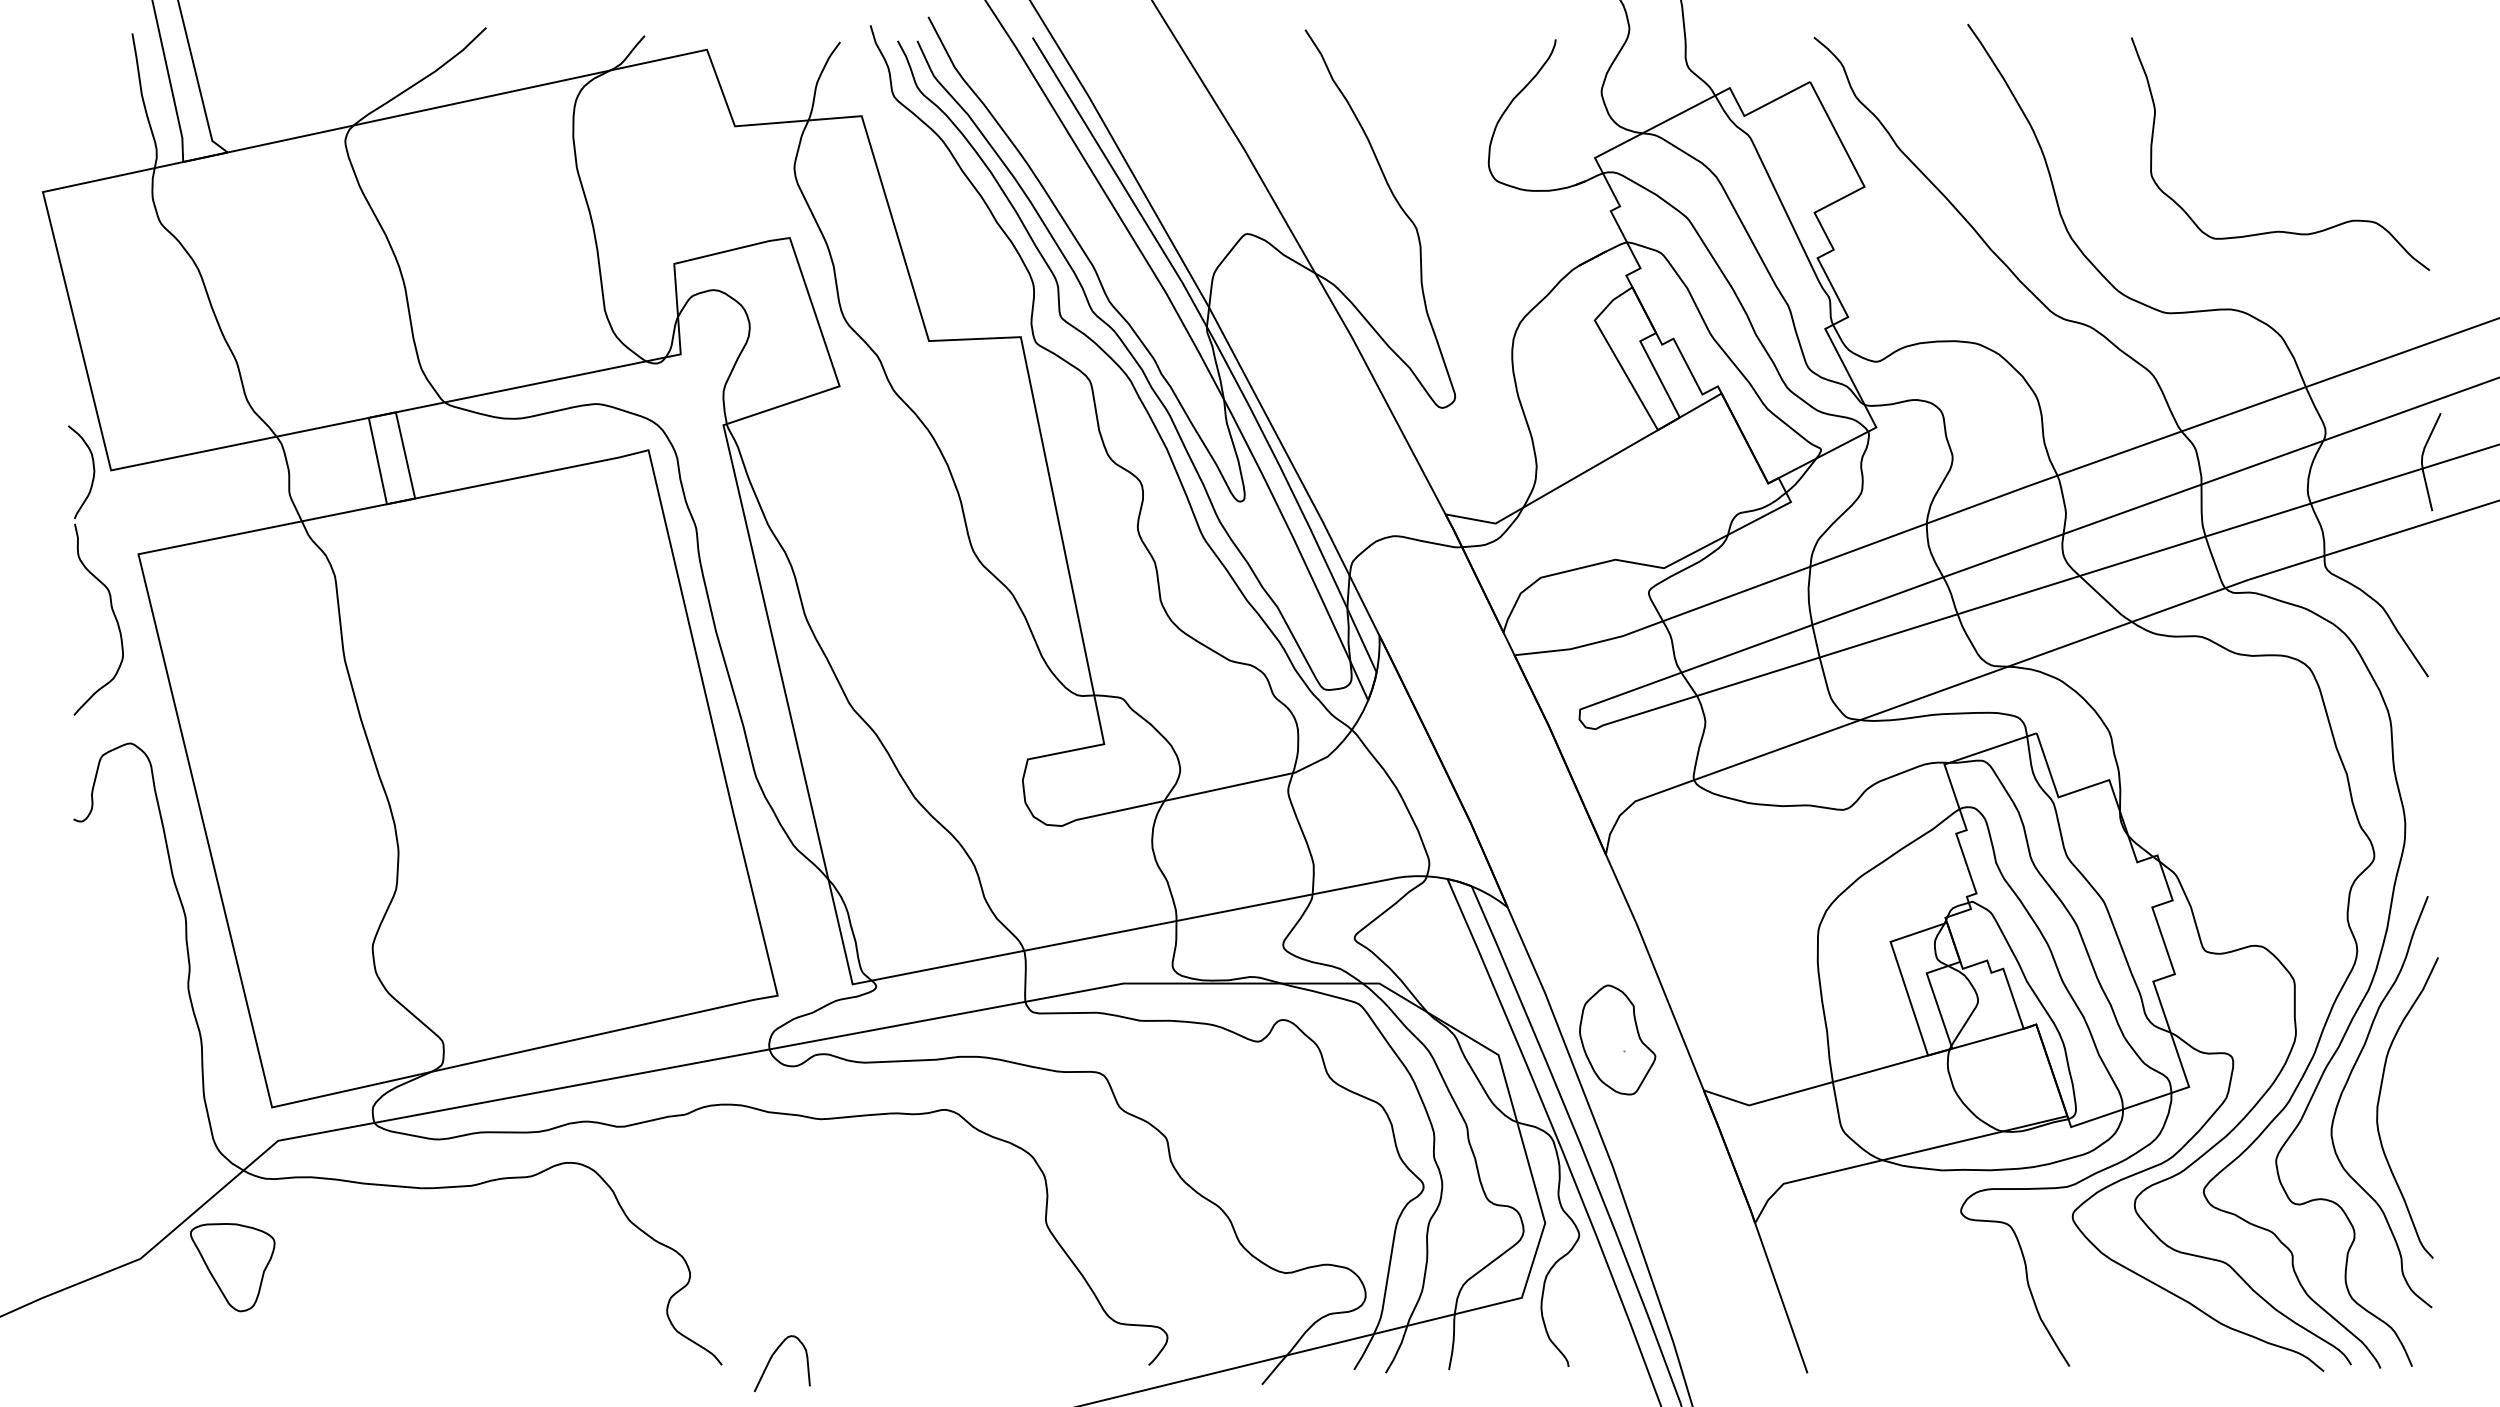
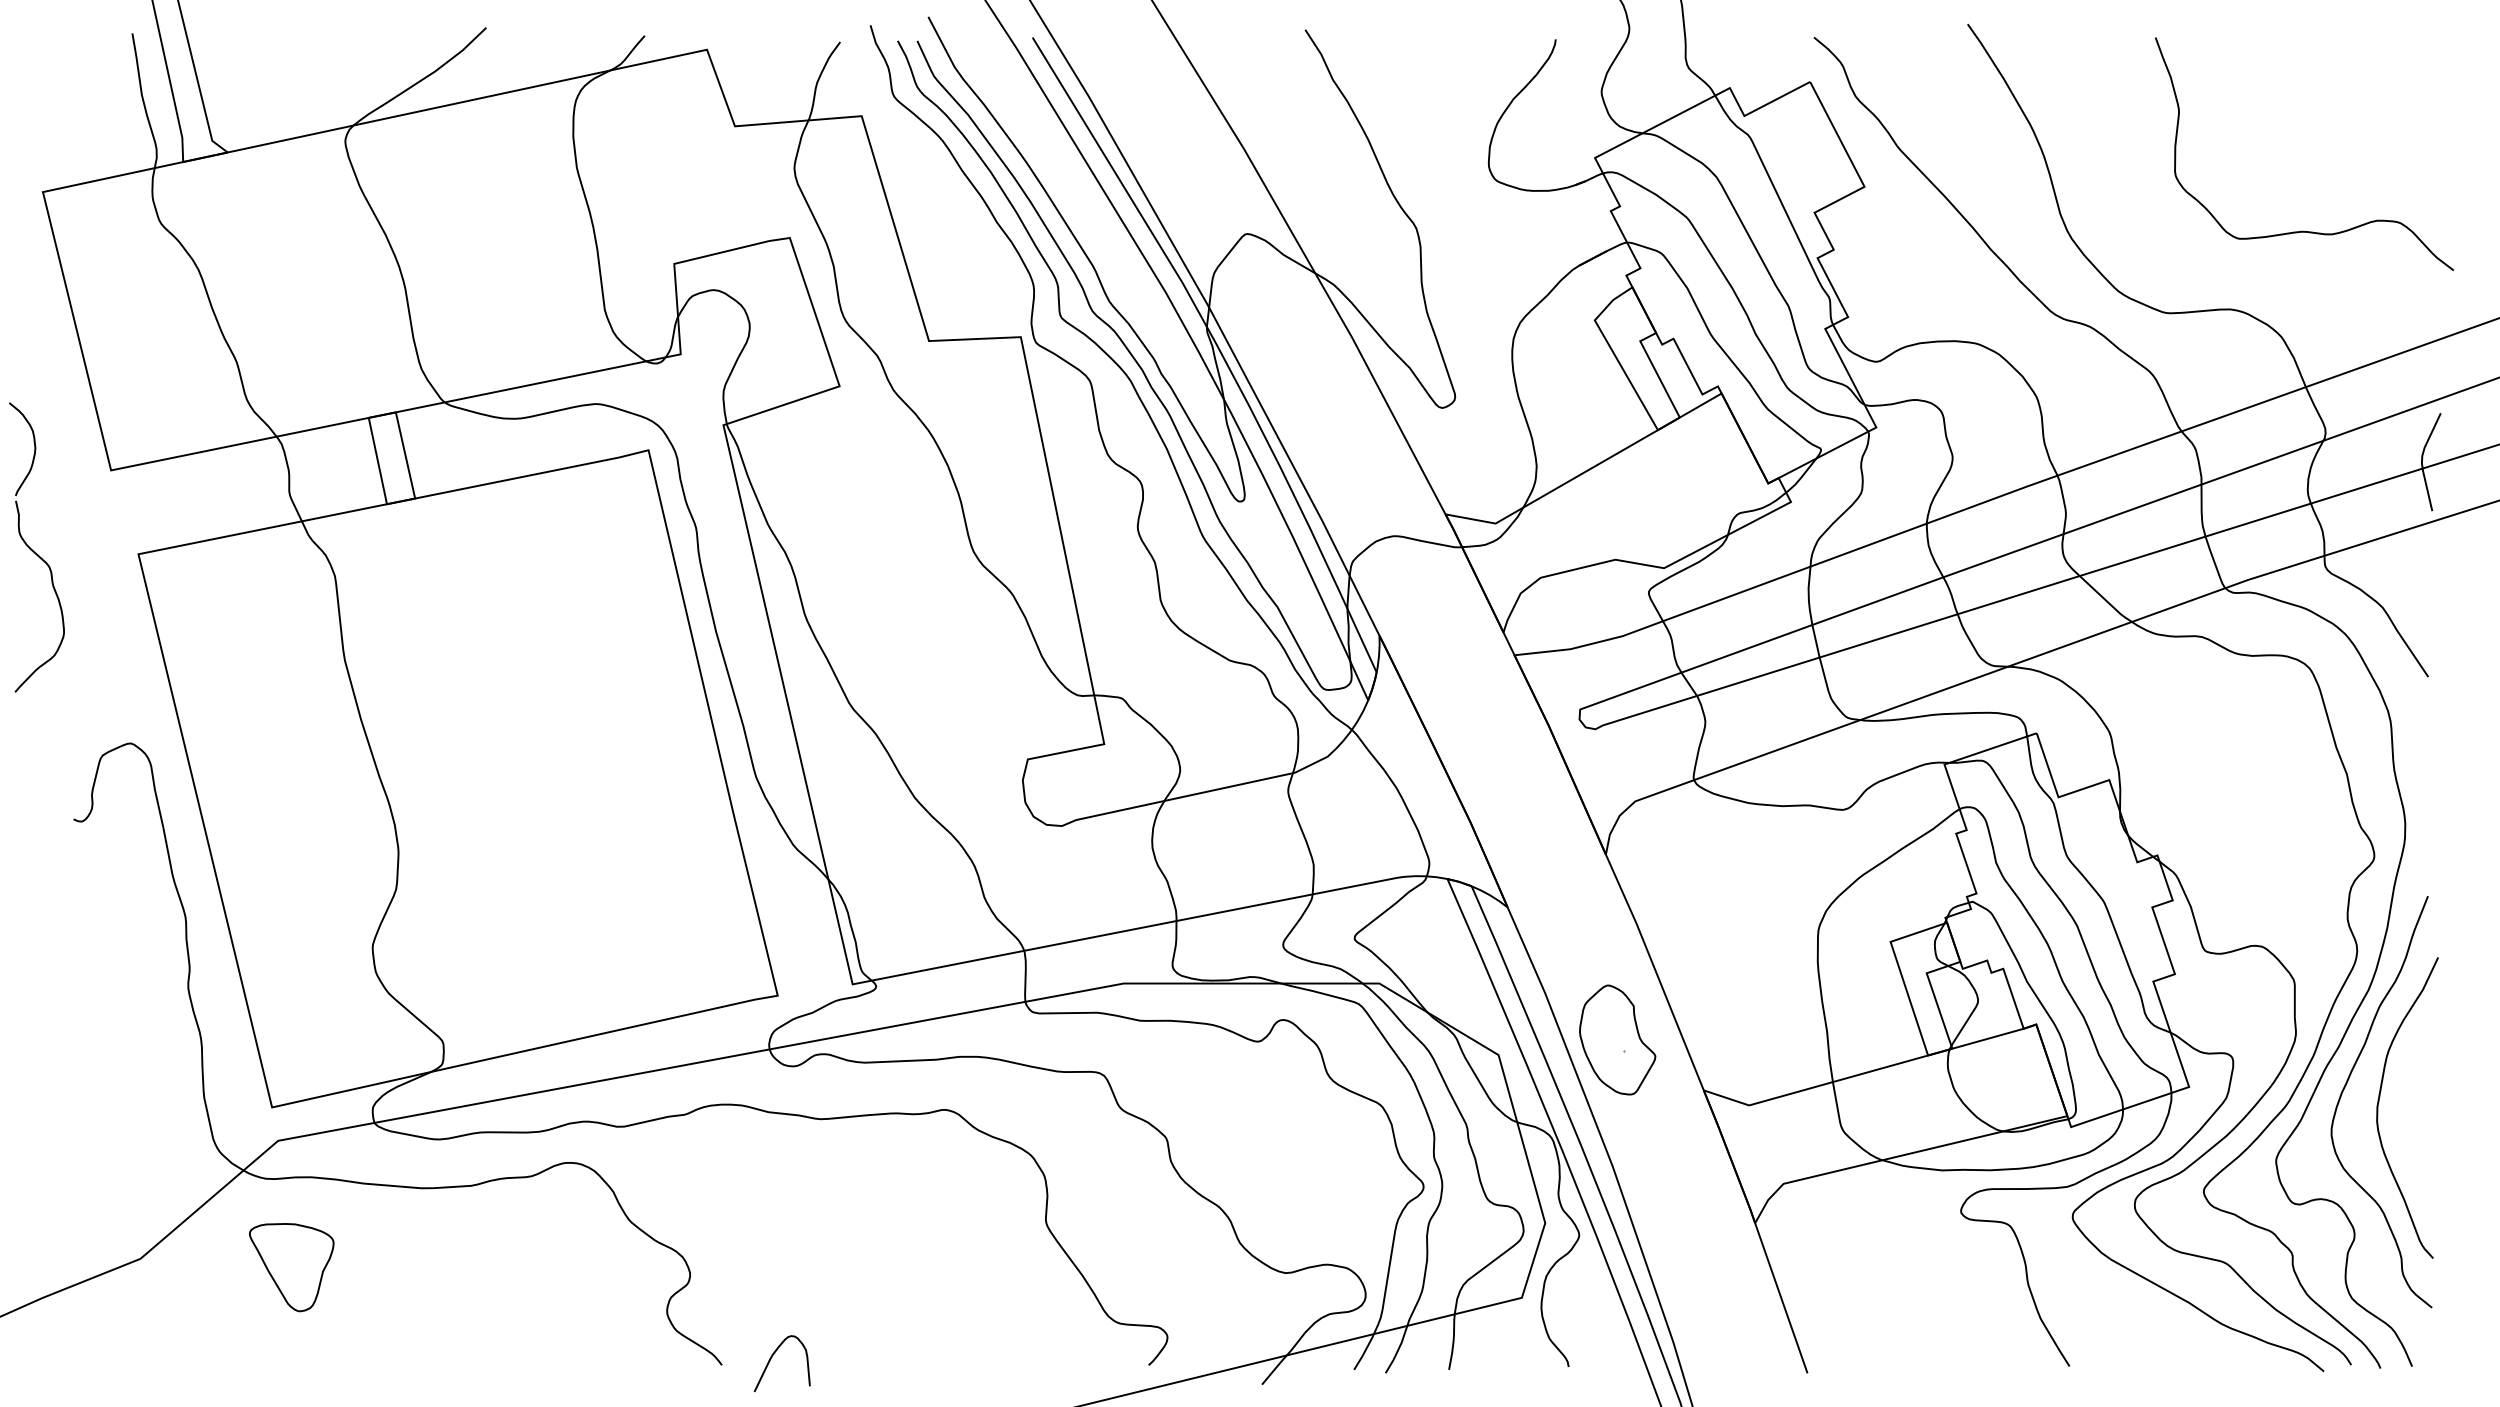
curve position: (2279, 230) -> (2303, 230) (2303, 230)
part position: (95, 570) -> (36, 547) (36, 547)
part position: (232, 1267) -> (291, 1267) (291, 1267)
